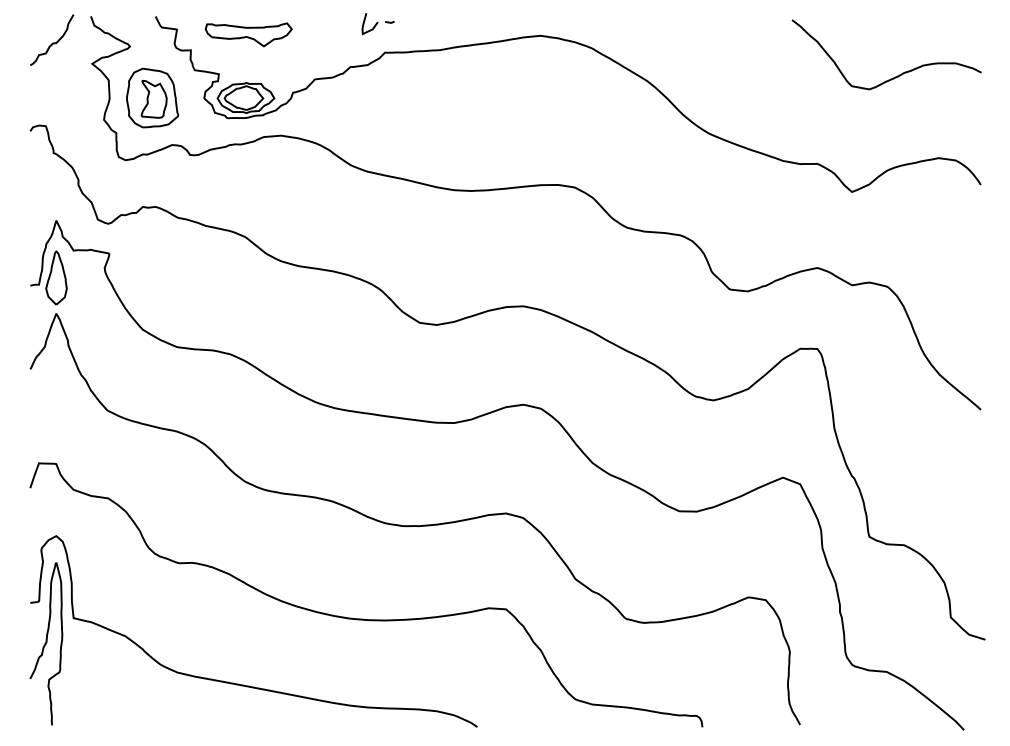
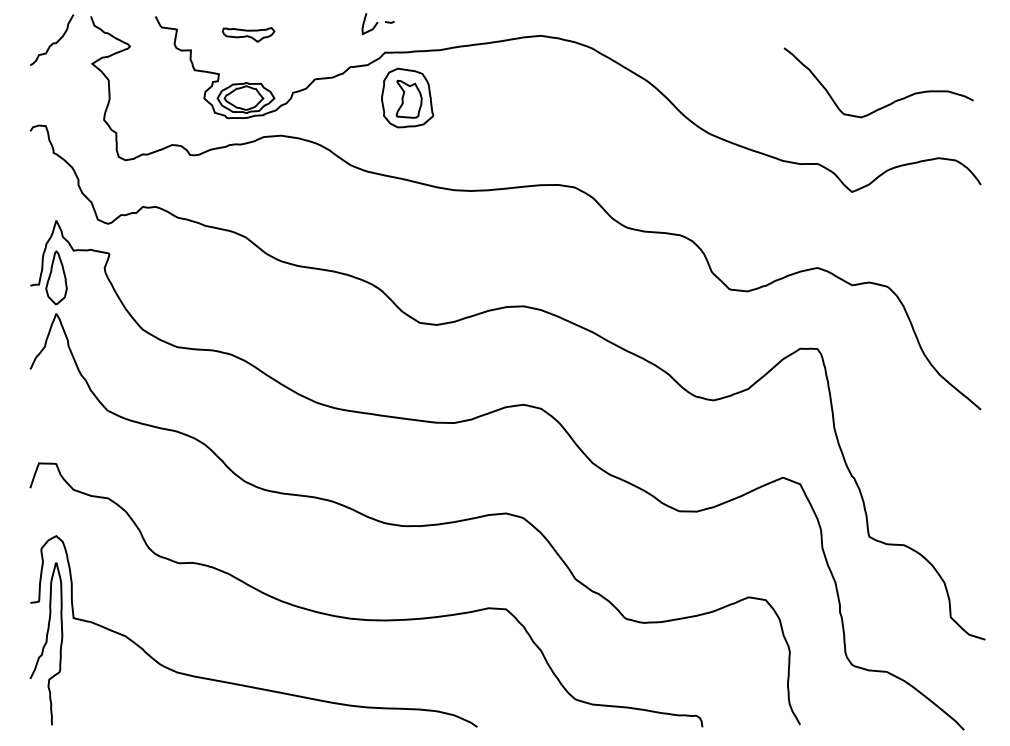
part size: 89x26 px -> 55x16 px (248, 34)
curve position: (897, 75) -> (889, 103) (889, 103)
part position: (152, 97) -> (407, 97) (407, 97)
